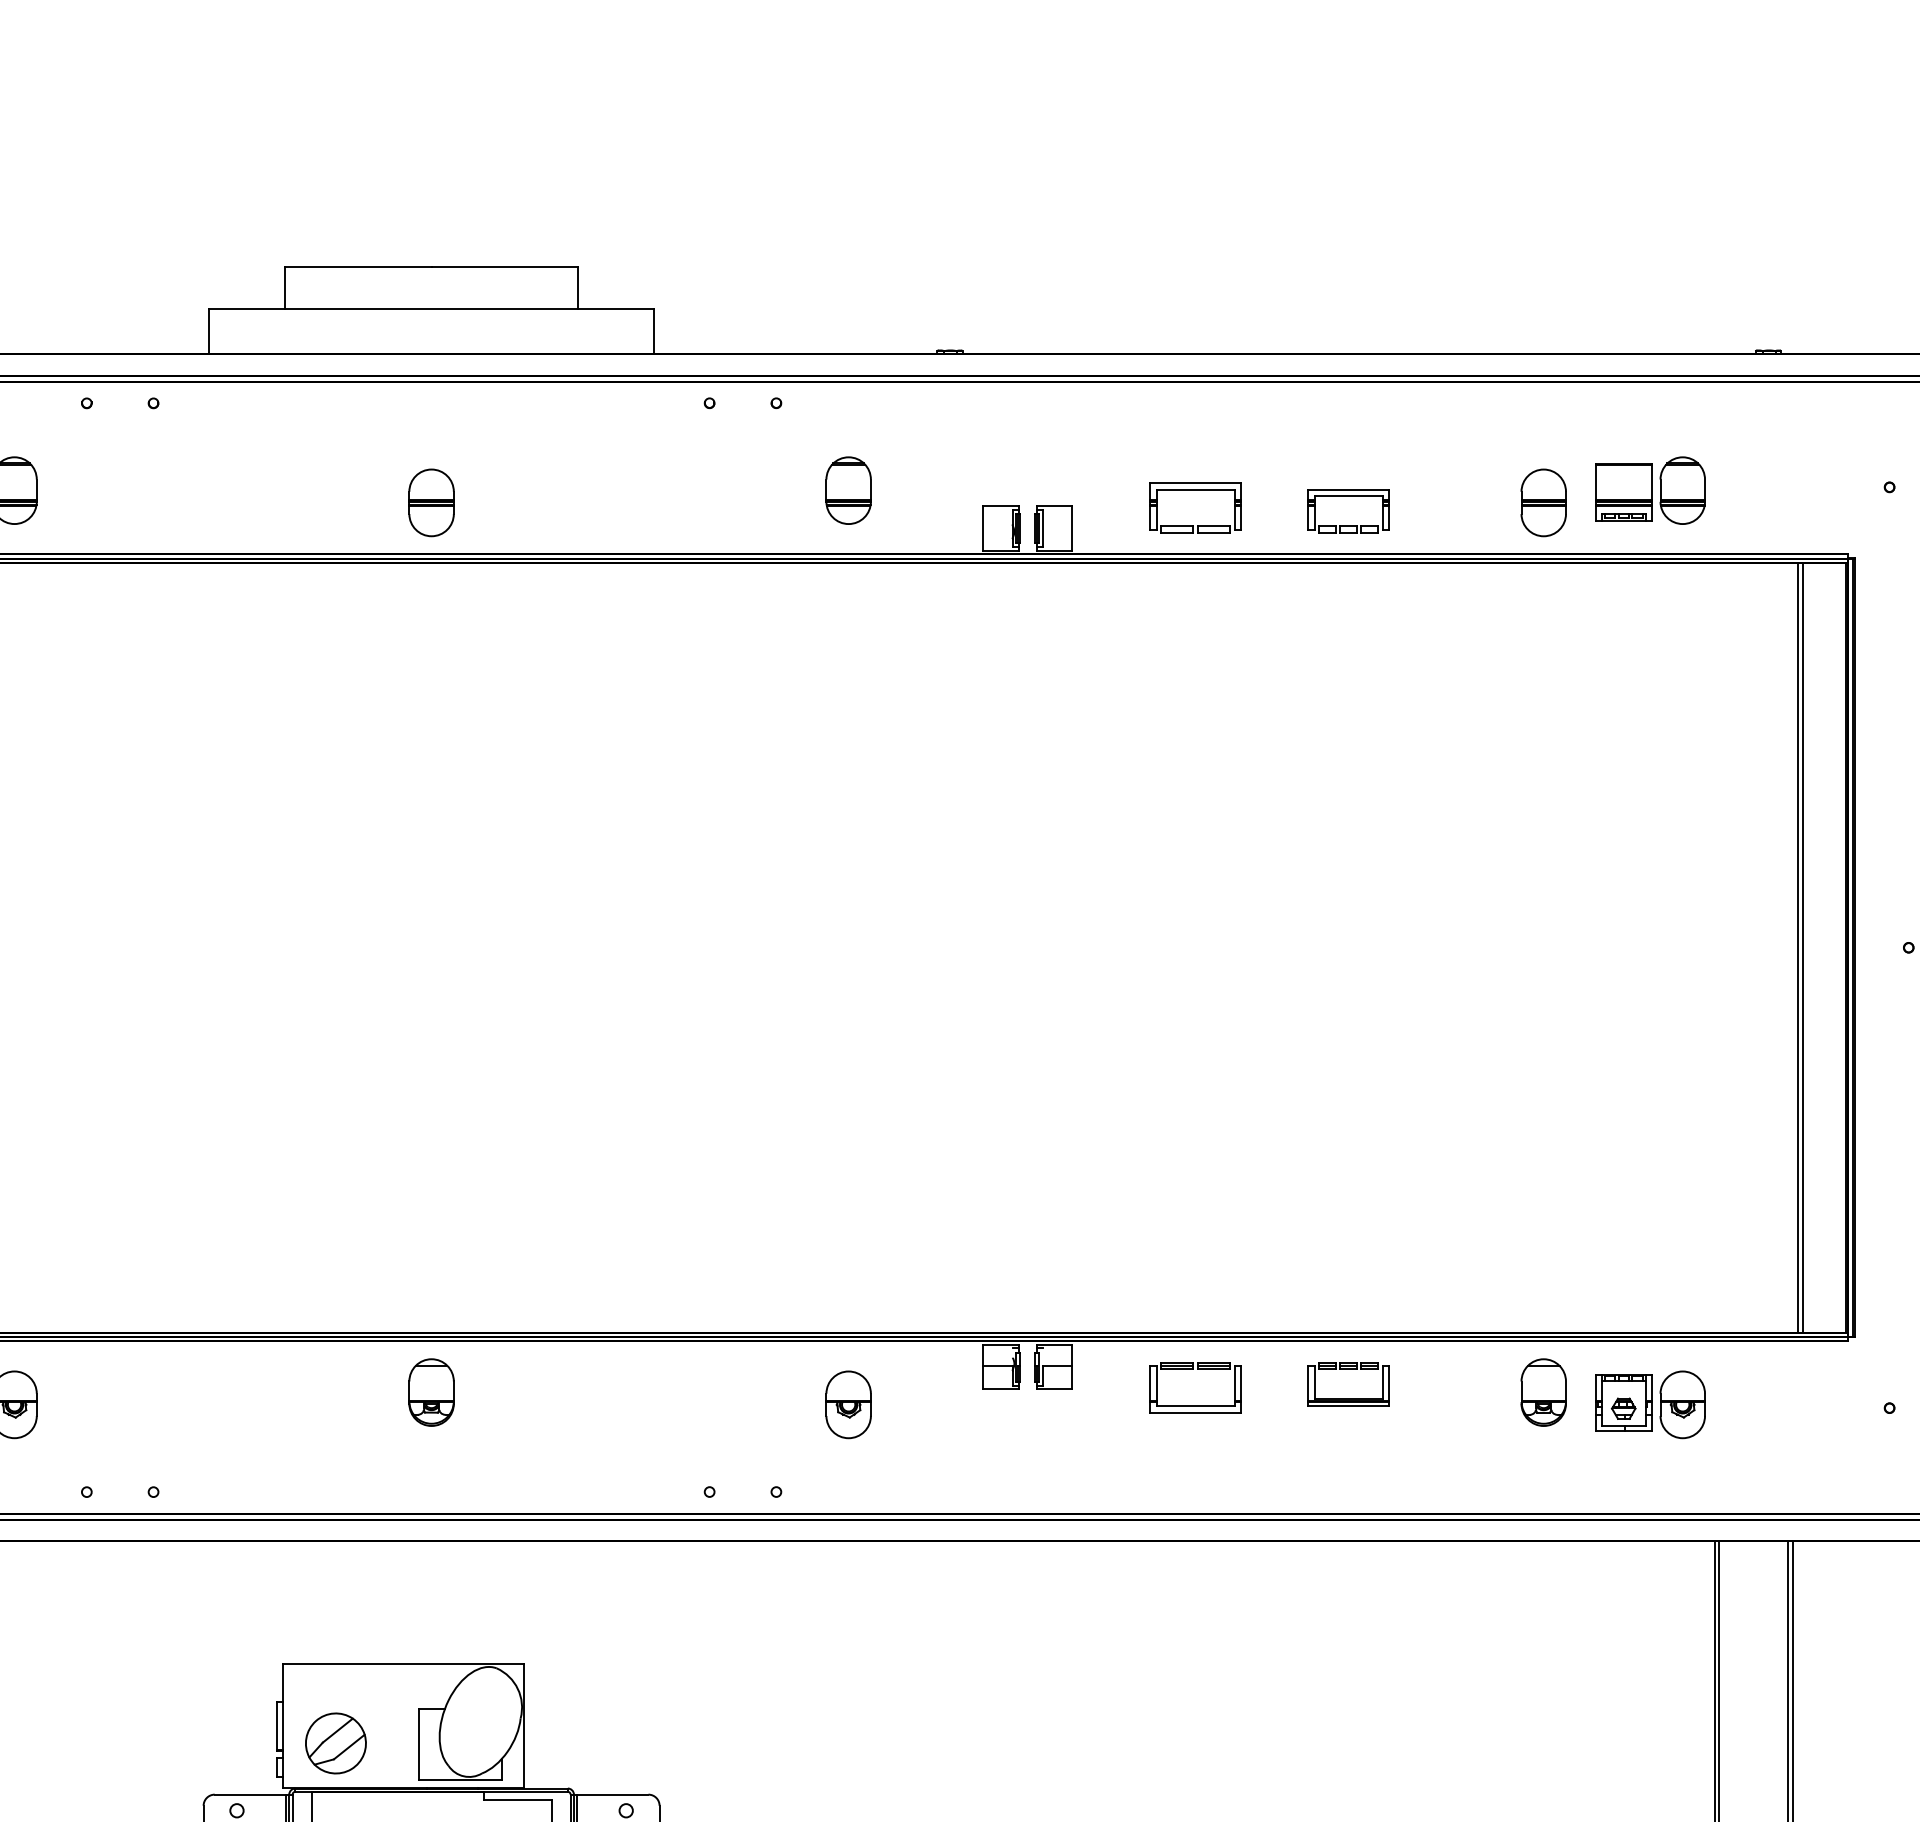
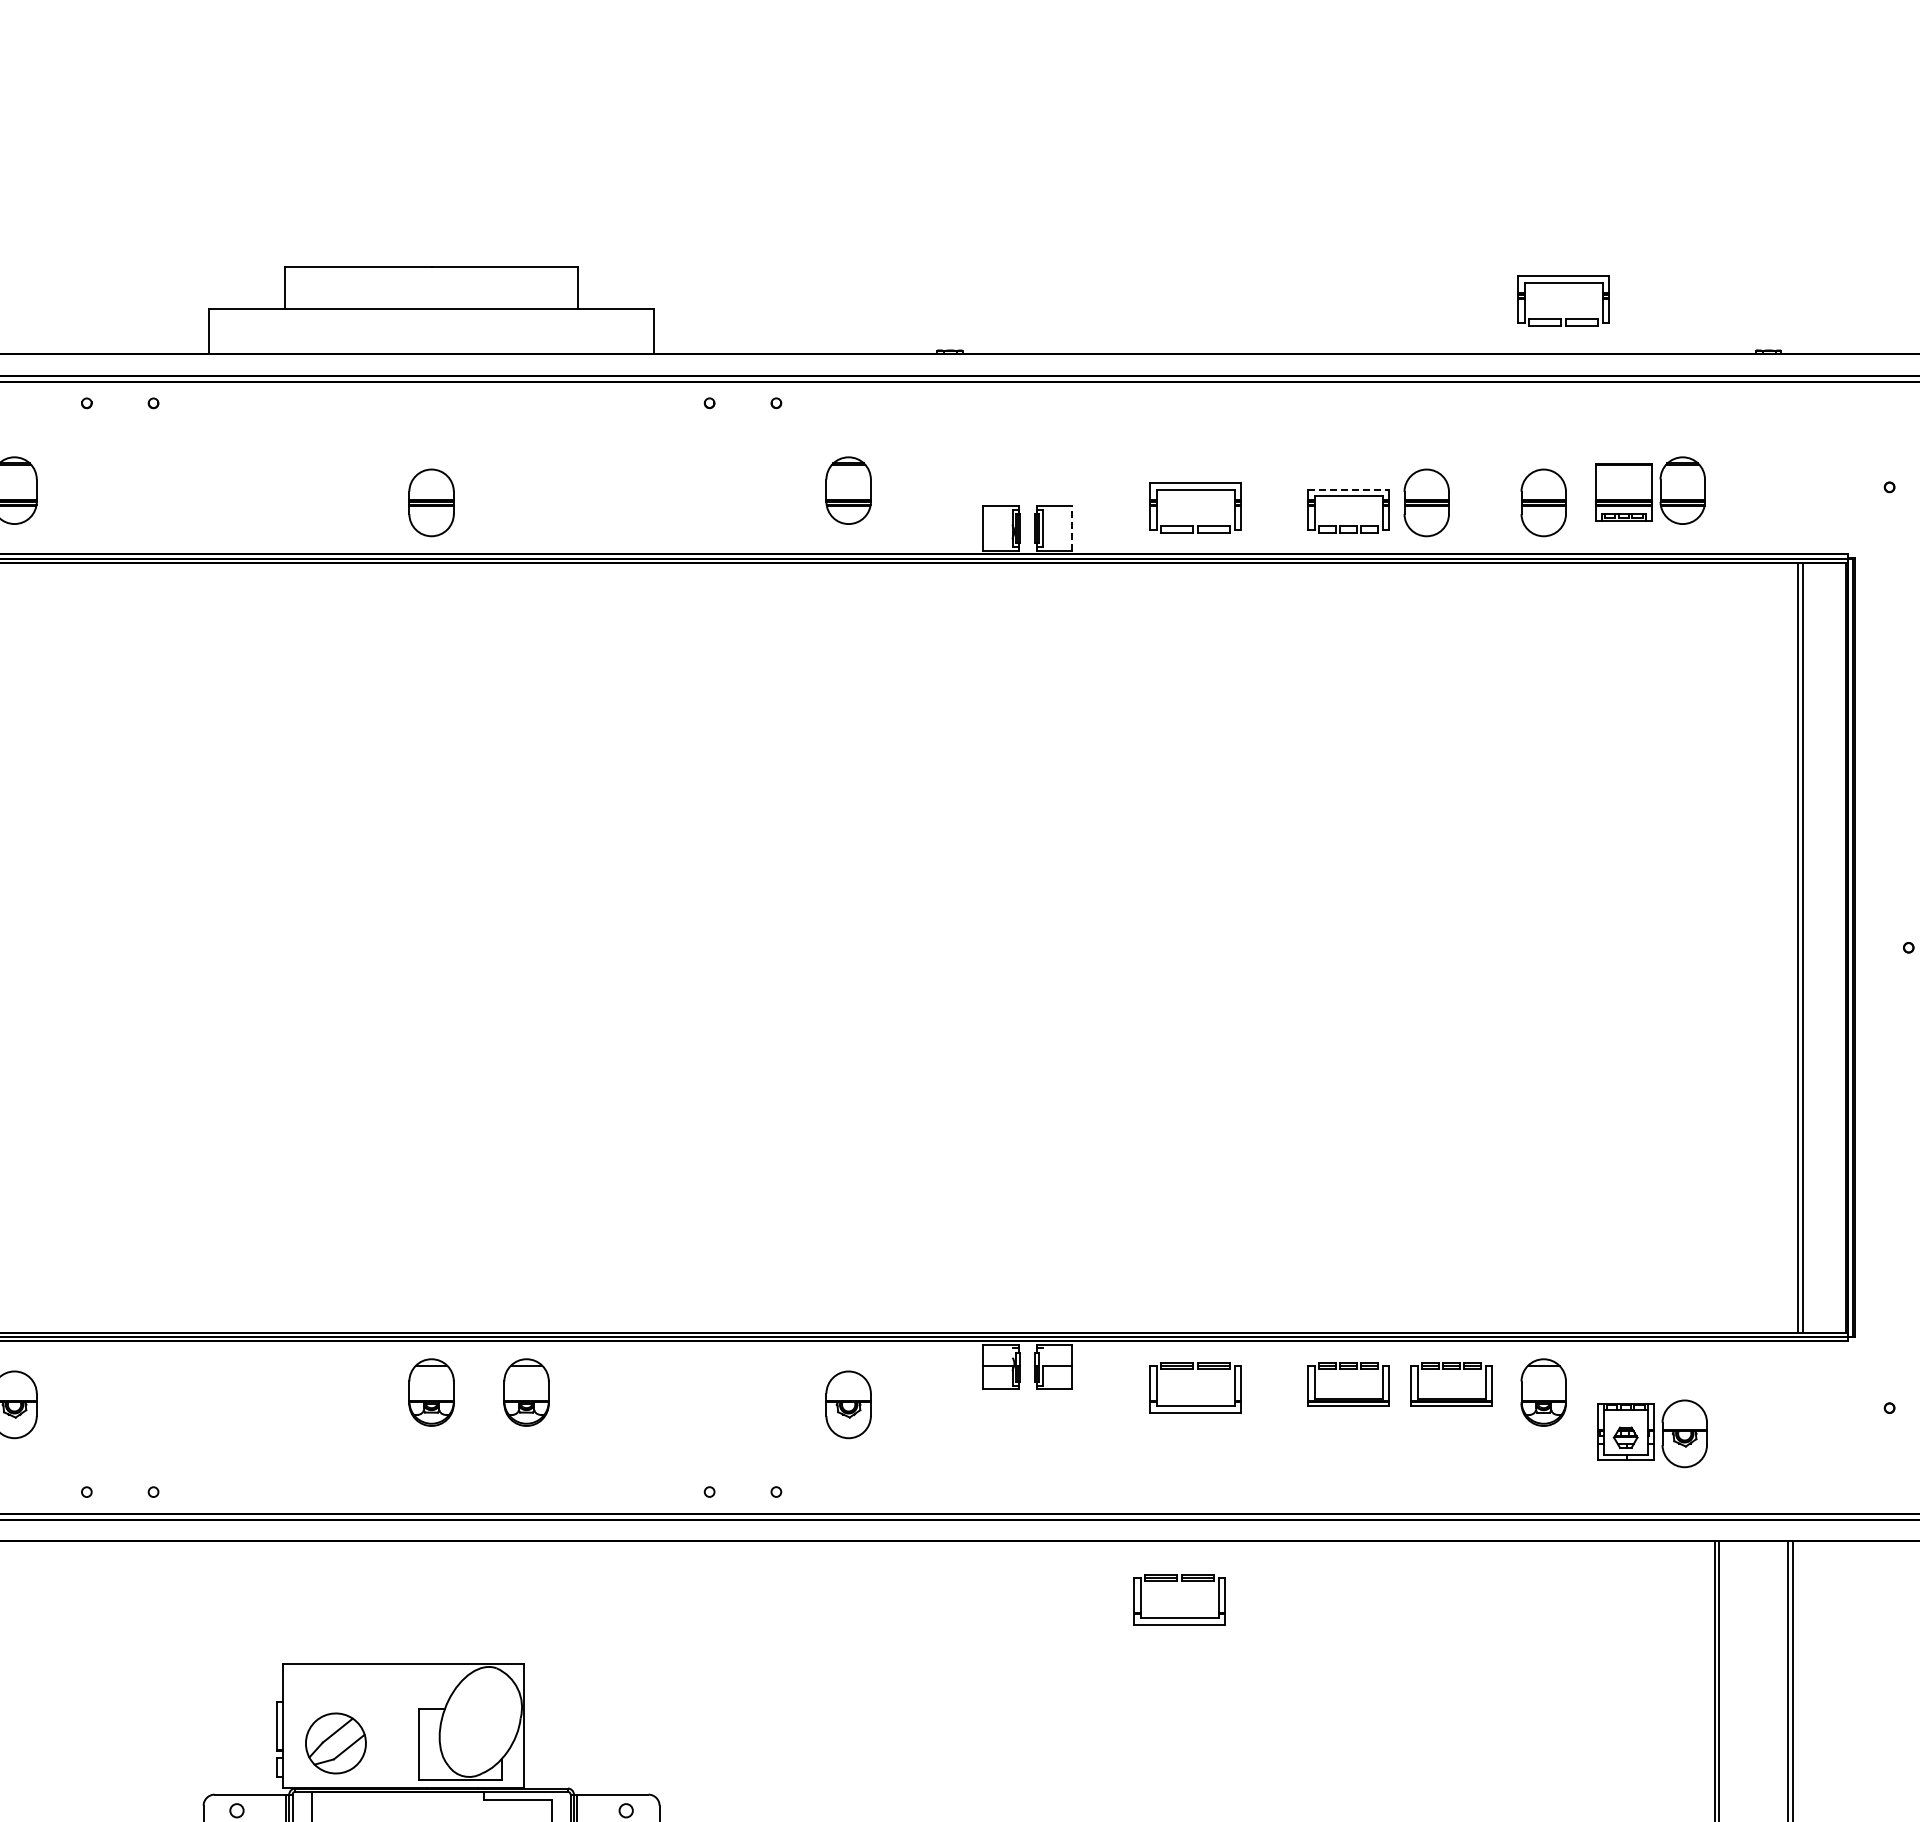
part: none -> present (1563, 283)
line: solid -> dashed (1348, 489)
part: none -> present (1426, 502)
line: solid -> dashed (1072, 528)
part: none -> present (526, 1392)
part: none -> present (1451, 1398)
part position: (1650, 1404) -> (1652, 1433) (1652, 1433)
part: none -> present (1179, 1617)
